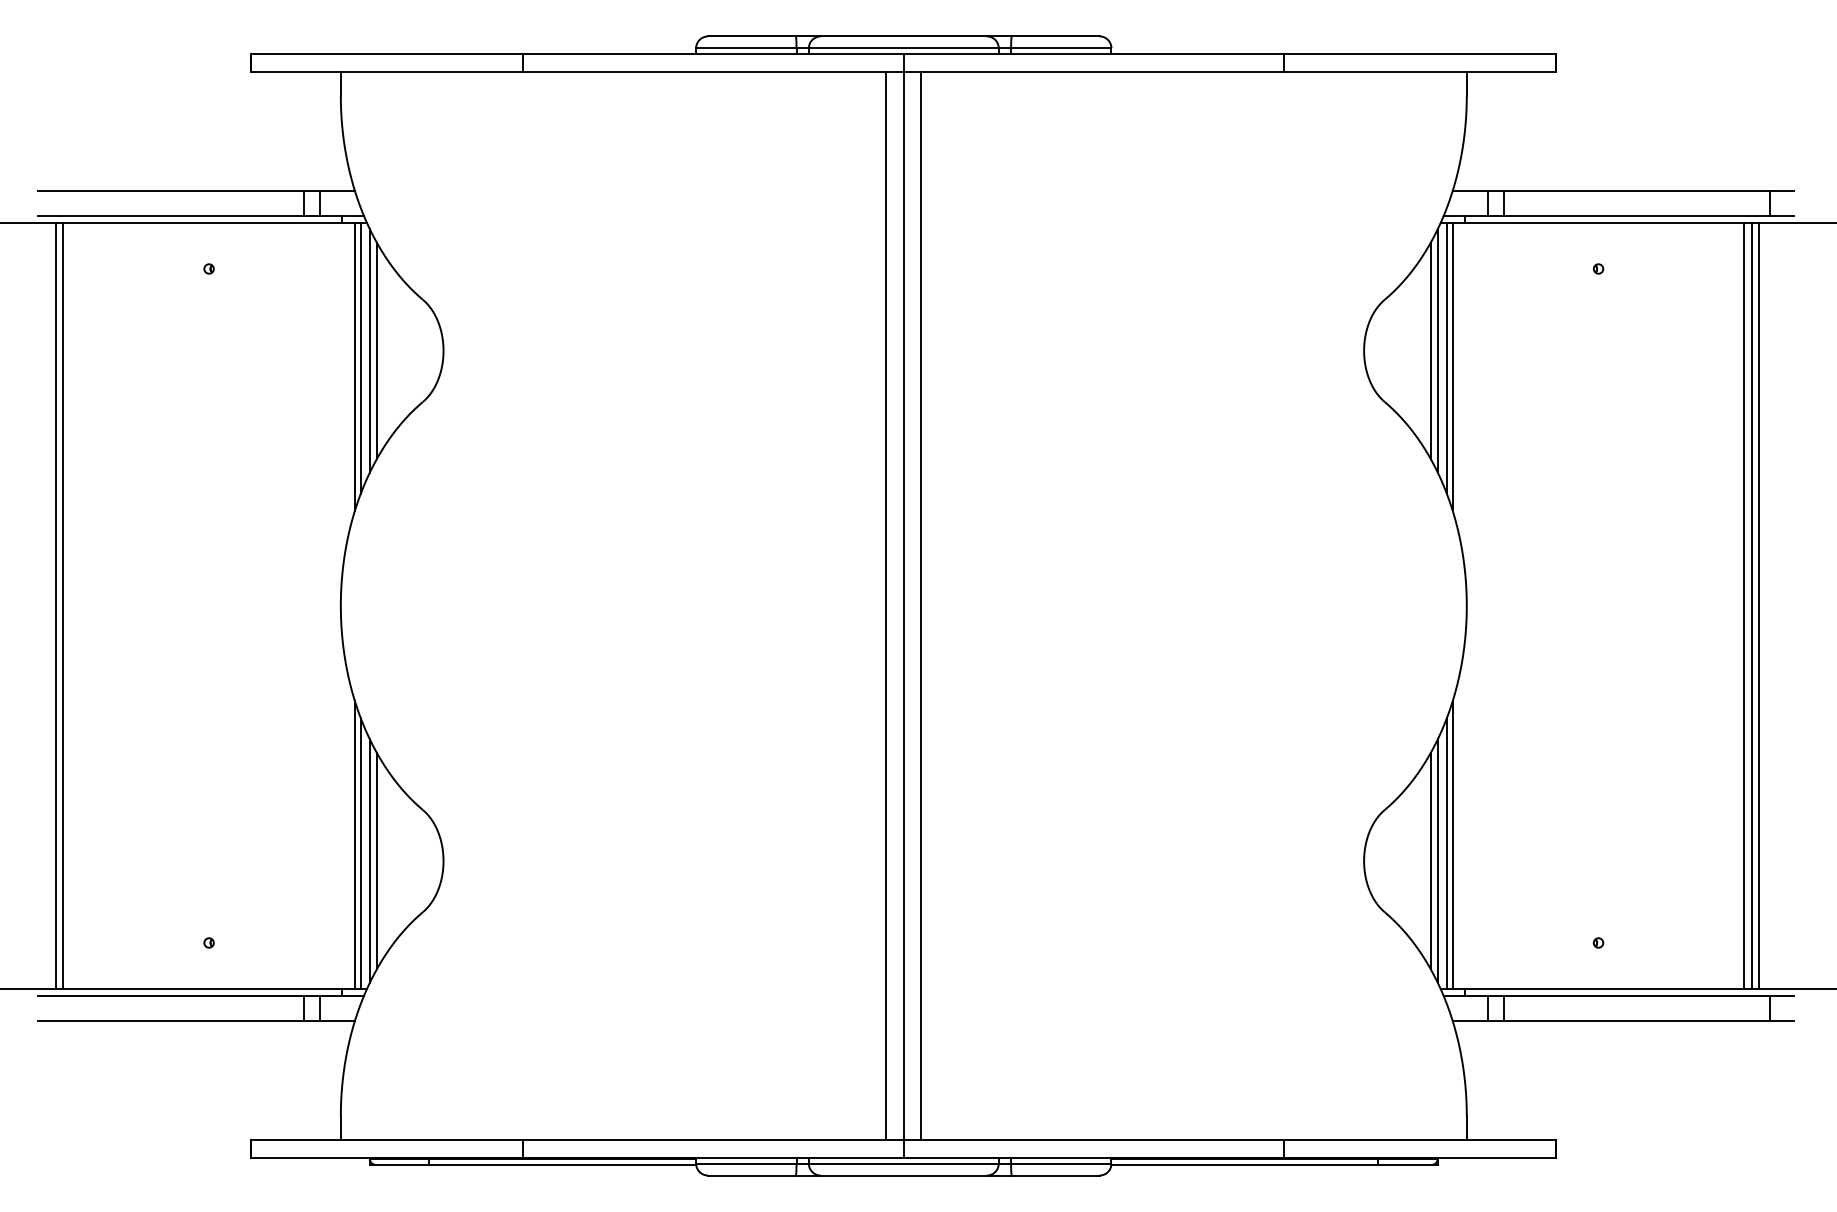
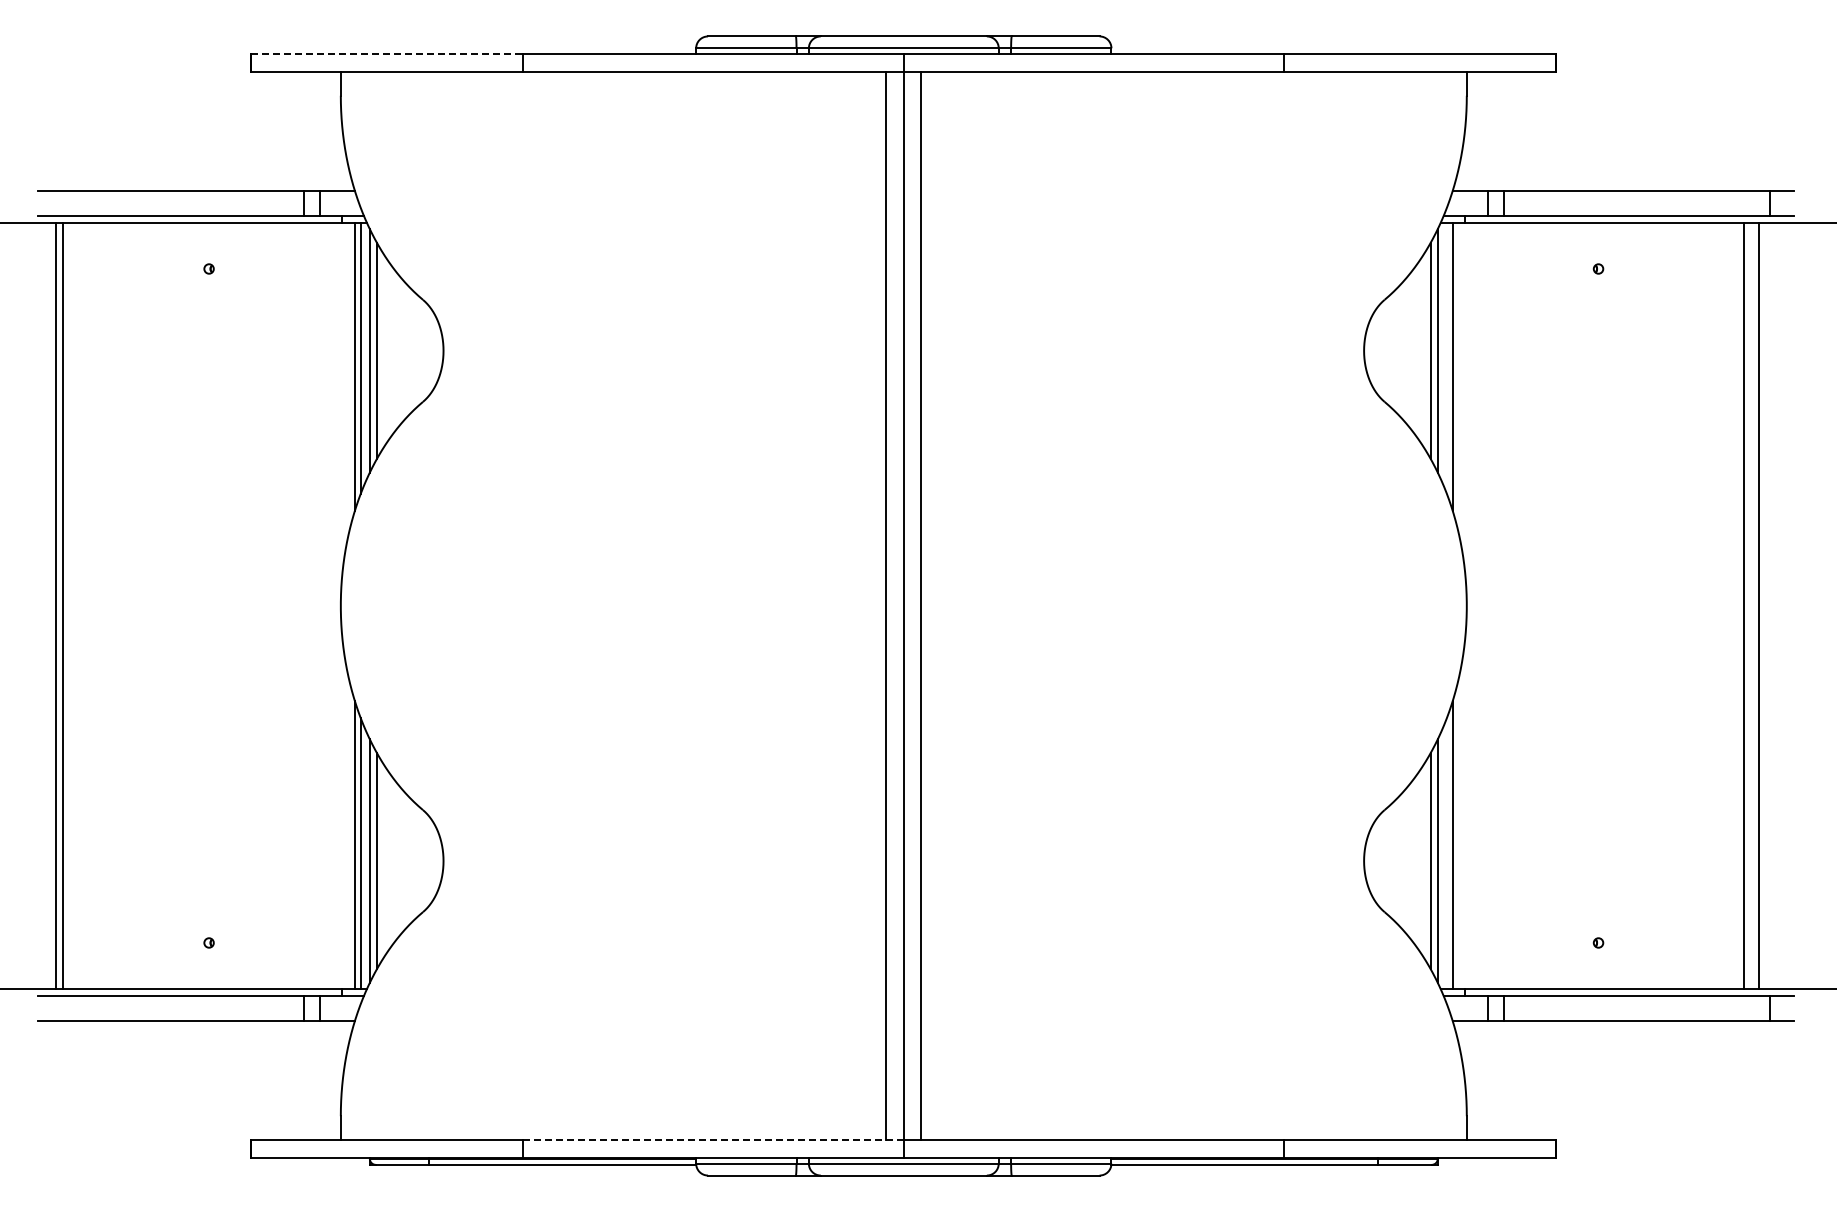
line: solid -> dashed (387, 54)
line: present -> none (1446, 357)
line: present -> none (1751, 605)
line: present -> none (1446, 853)
line: solid -> dashed (713, 1139)
